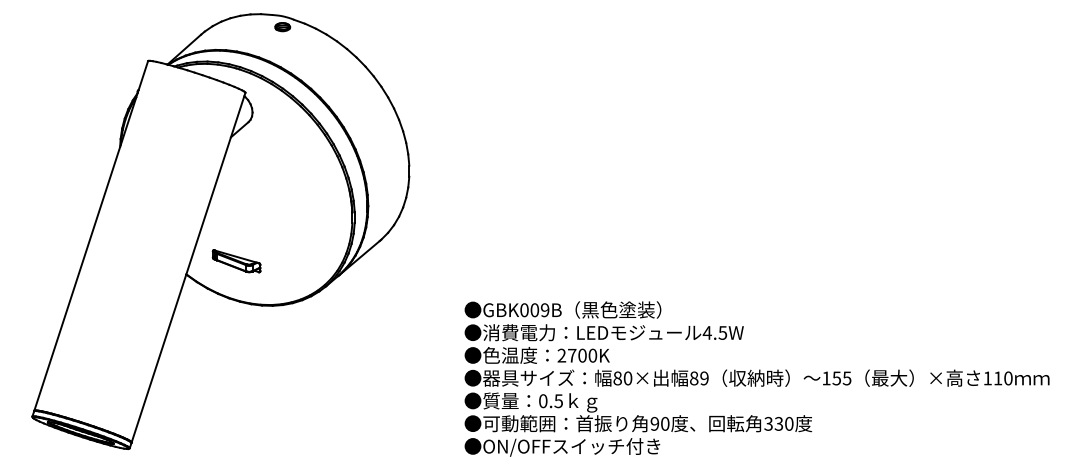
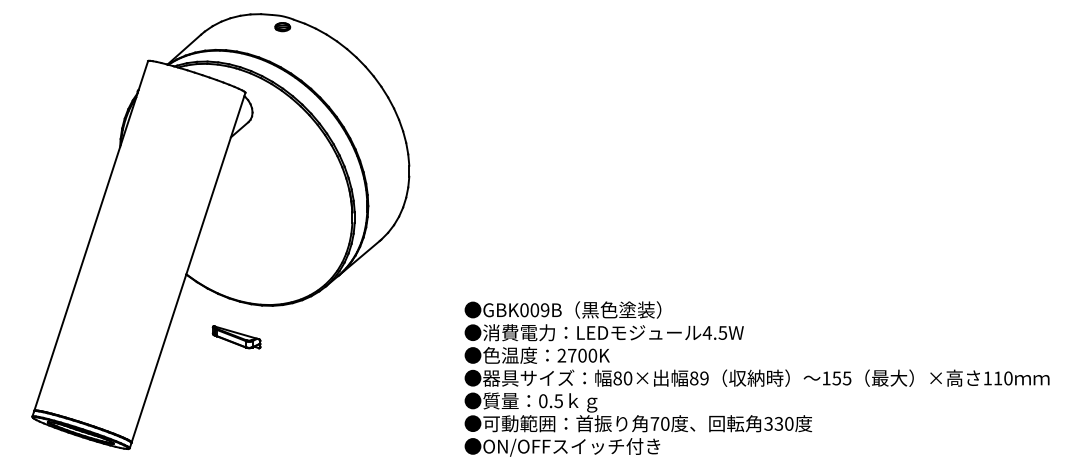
part position: (236, 261) -> (236, 337) (236, 337)
text: 90 -> 70 (654, 423)
